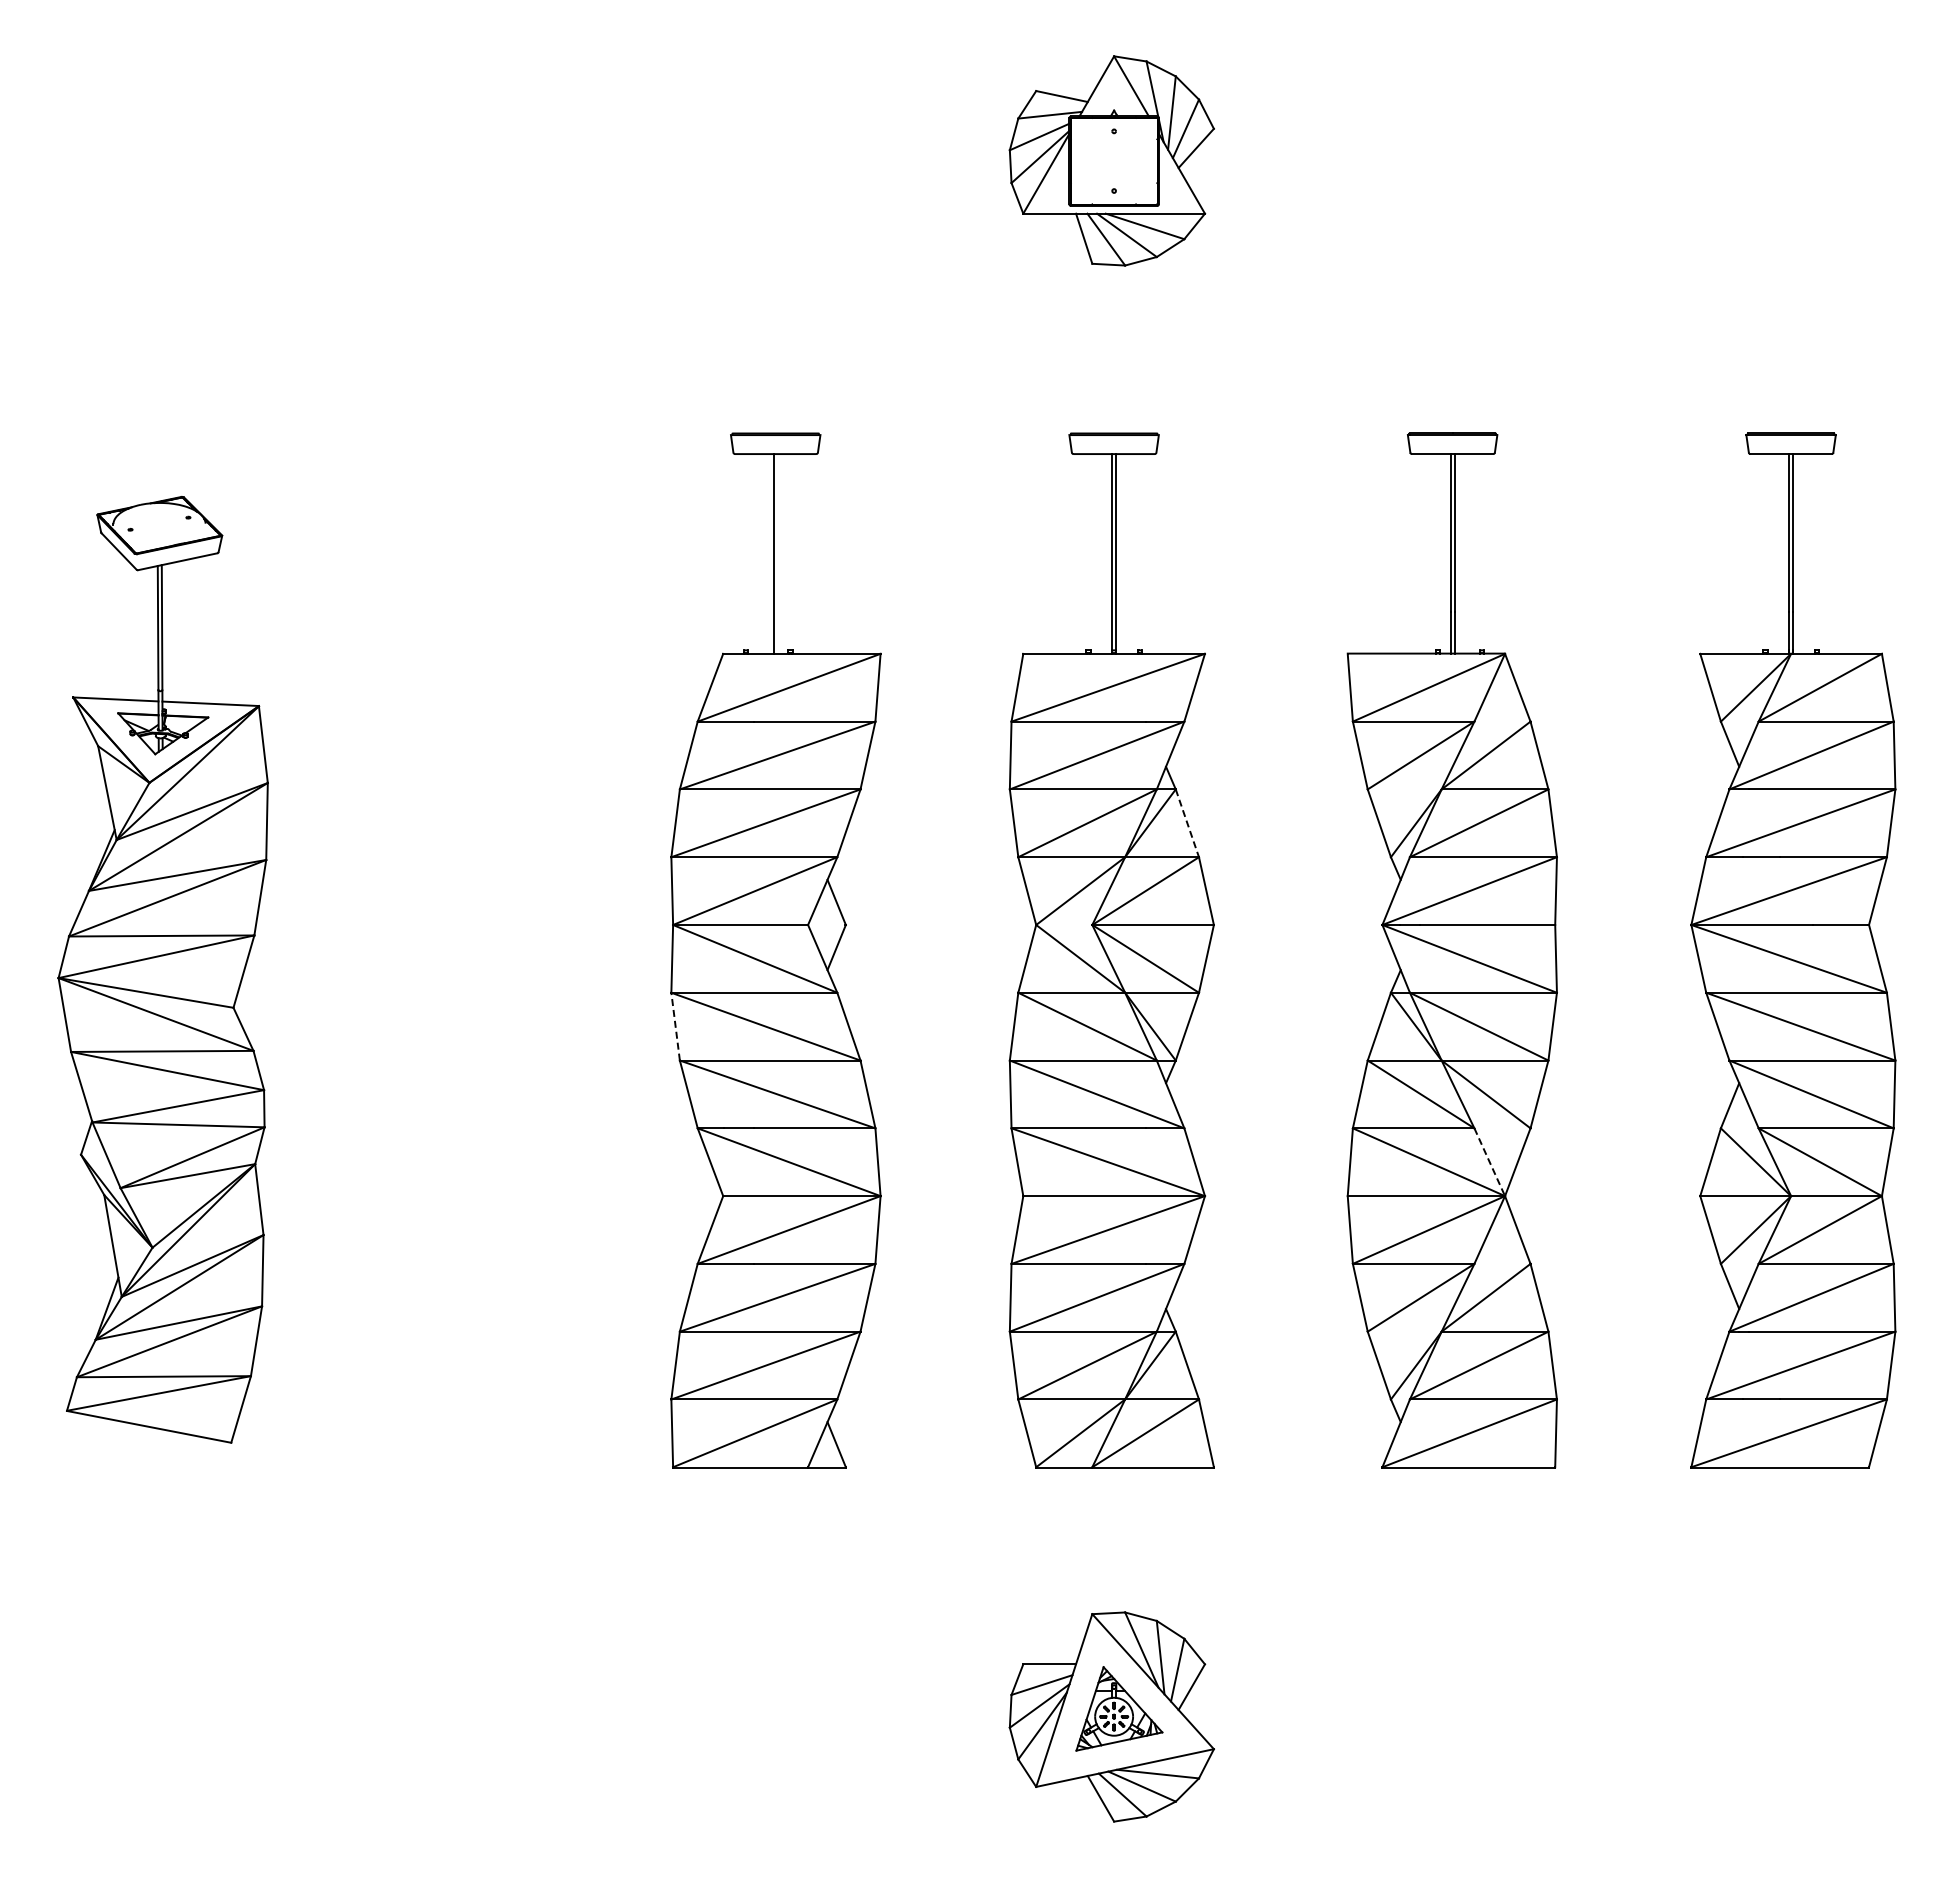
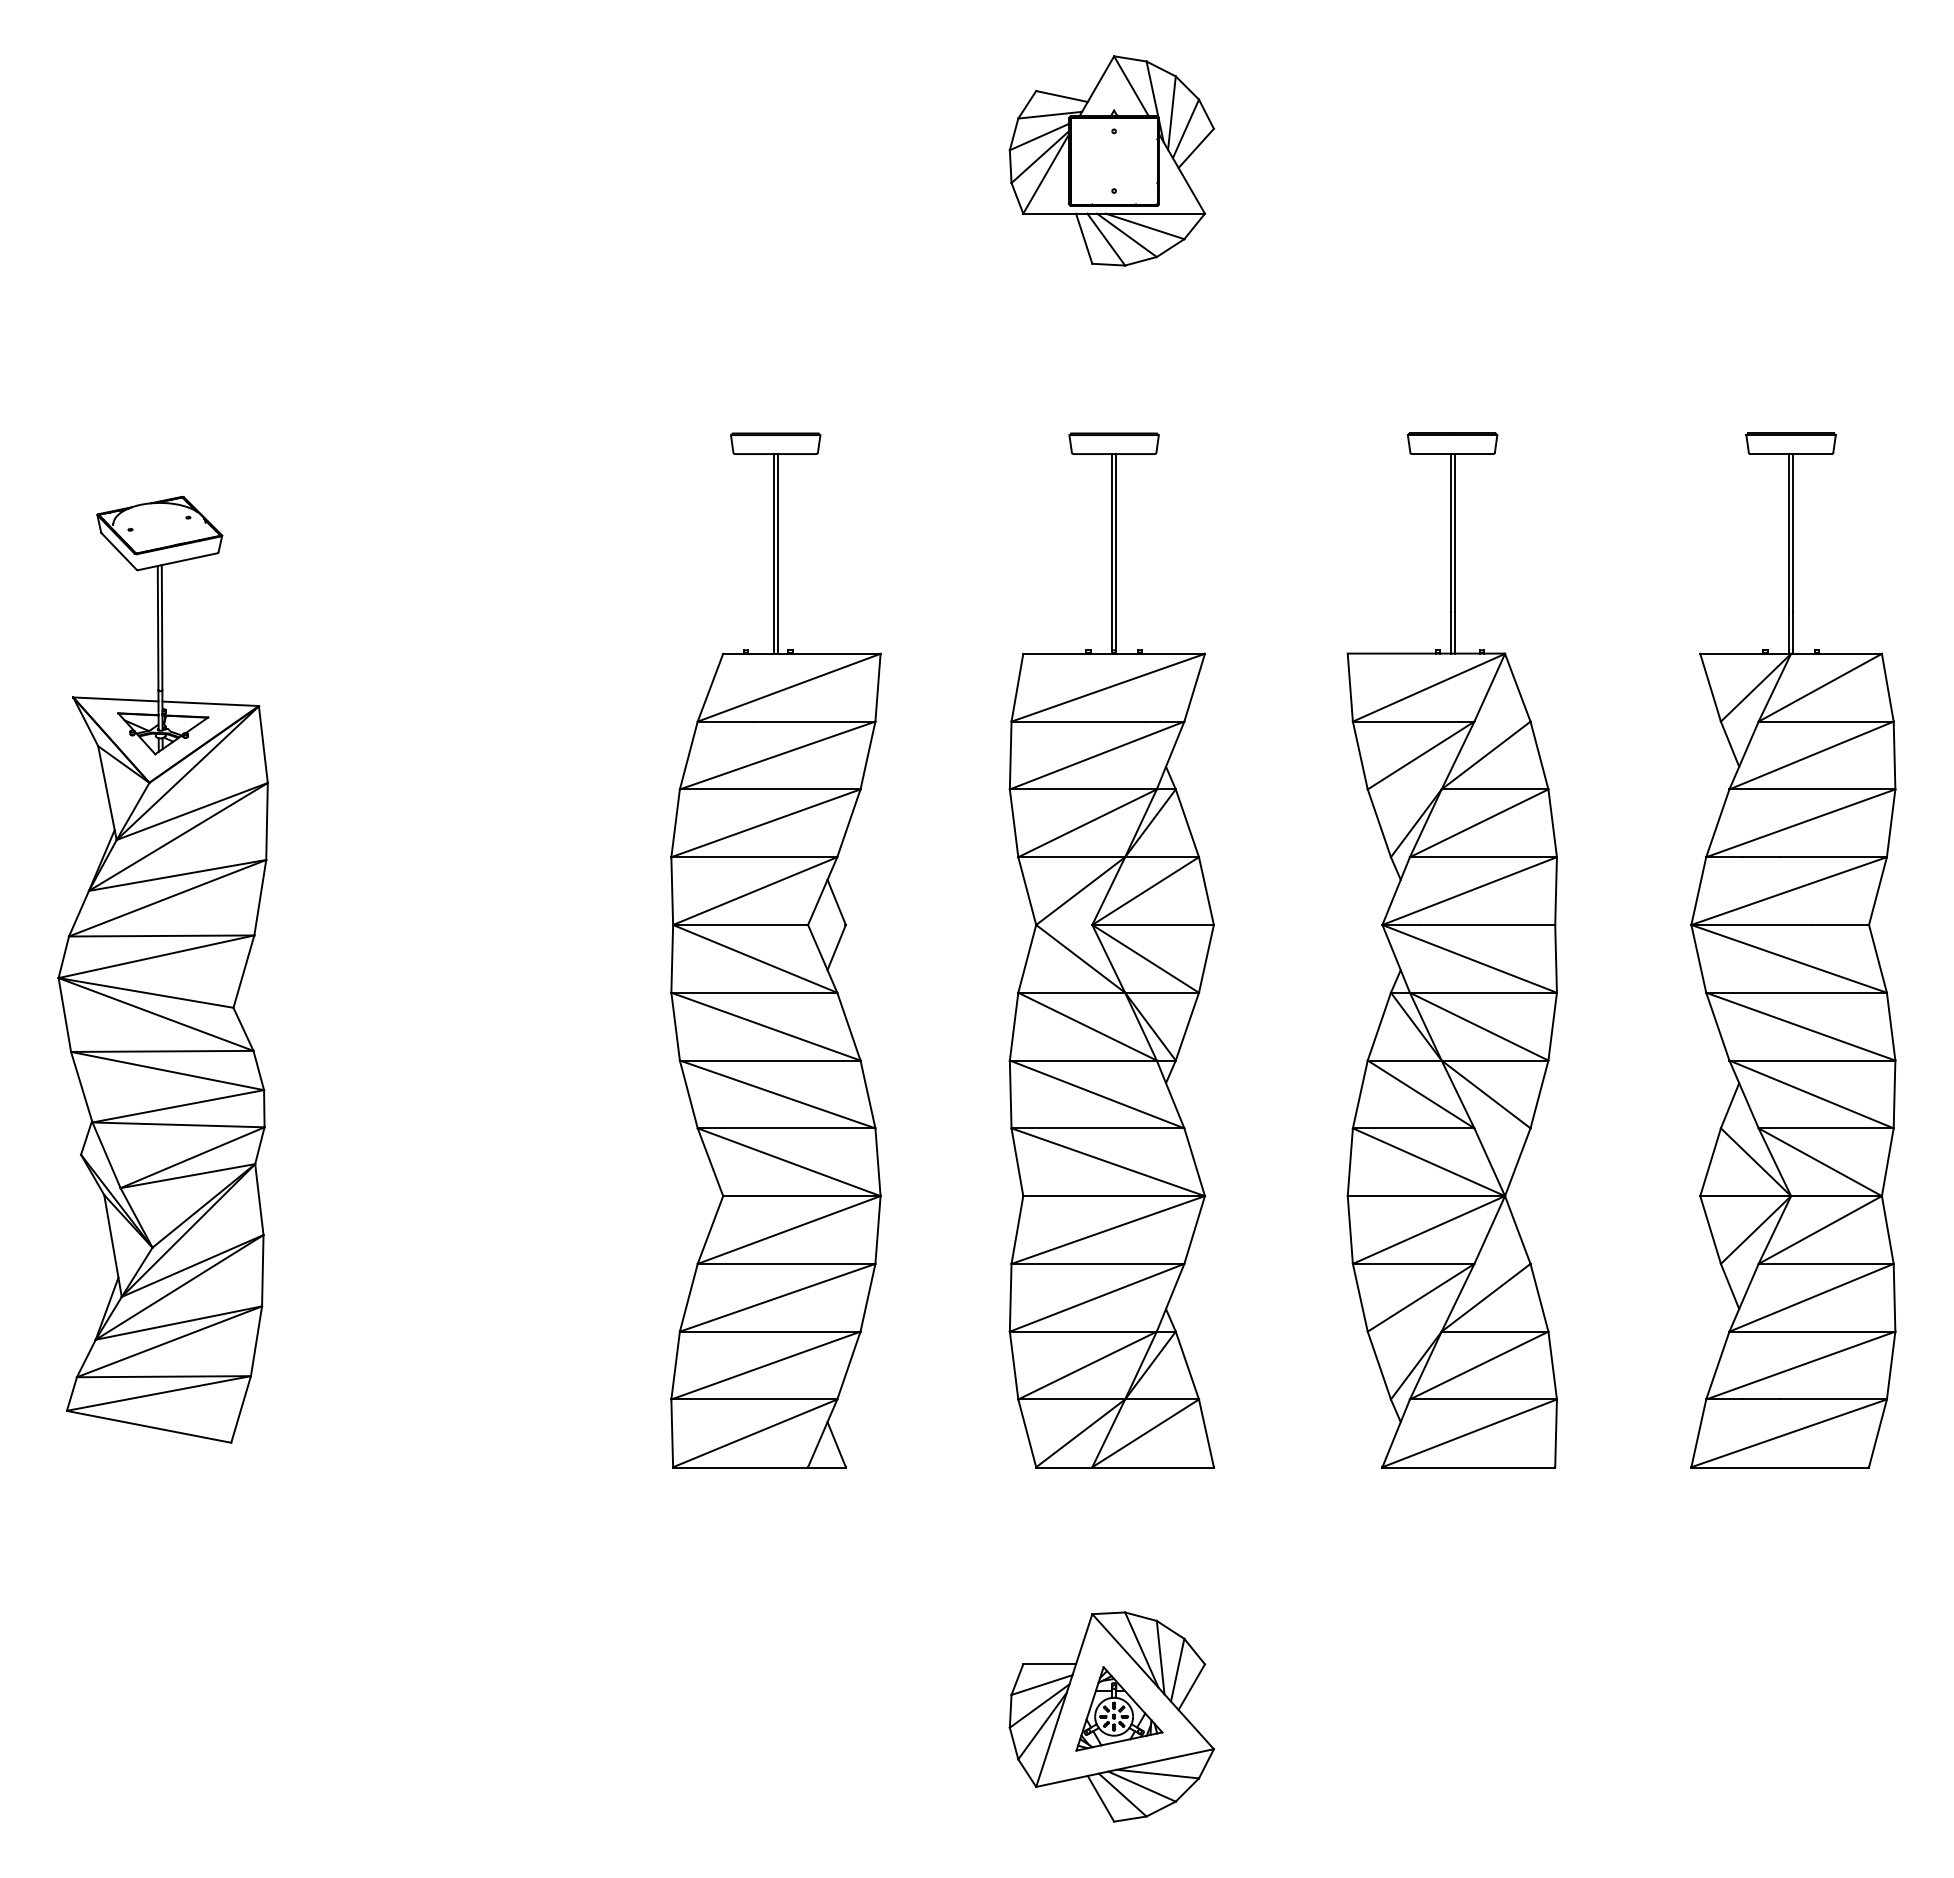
line: none -> present (777, 553)
line: dashed -> solid (1187, 823)
line: dashed -> solid (675, 1026)
line: dashed -> solid (1489, 1162)
